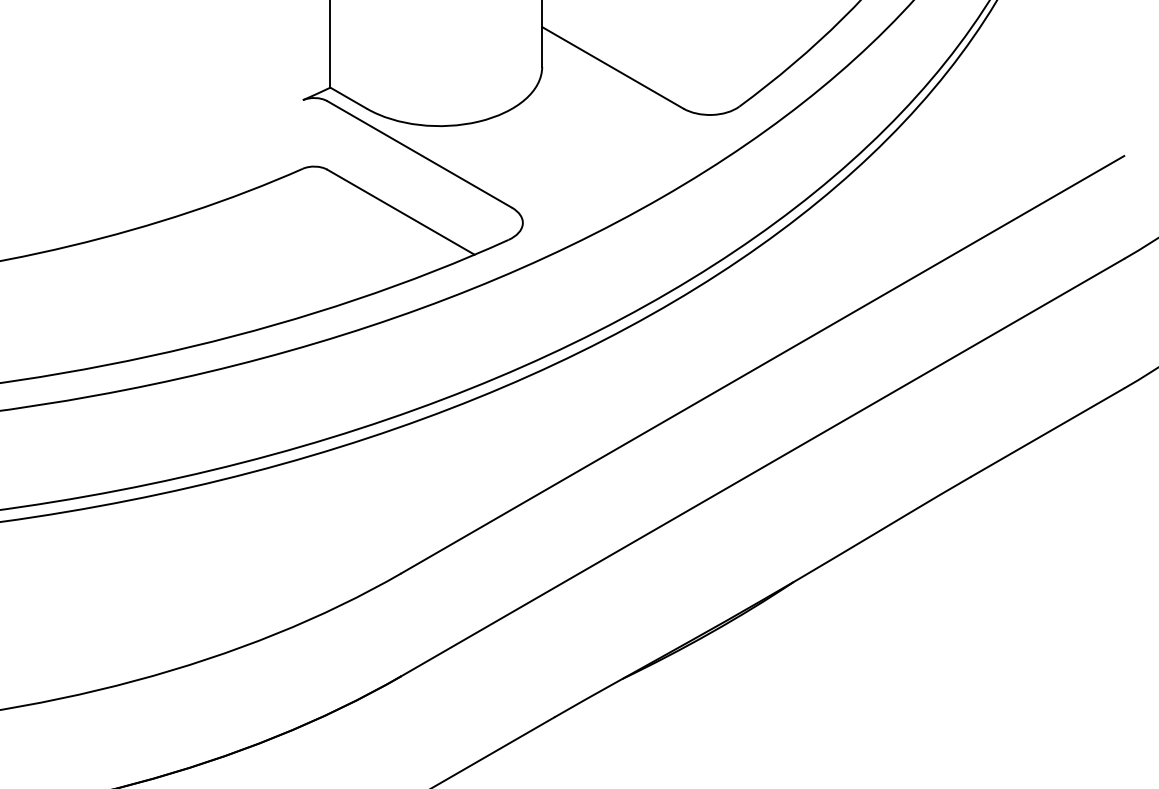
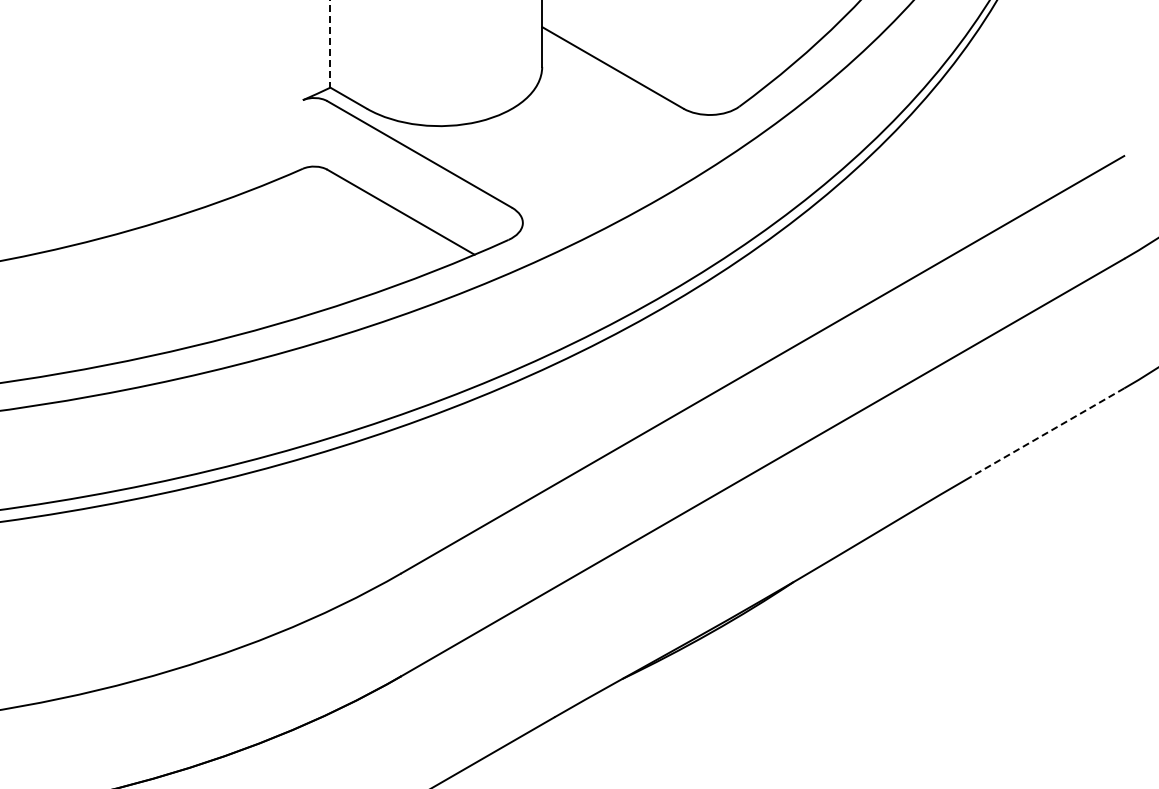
line: solid -> dashed (330, 44)
line: solid -> dashed (1047, 432)
